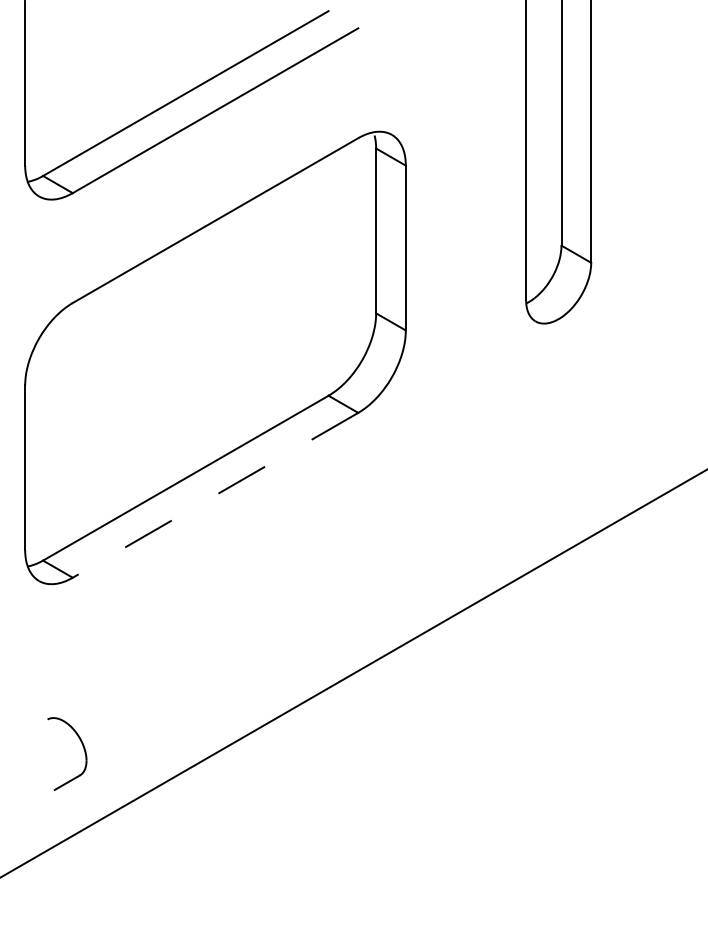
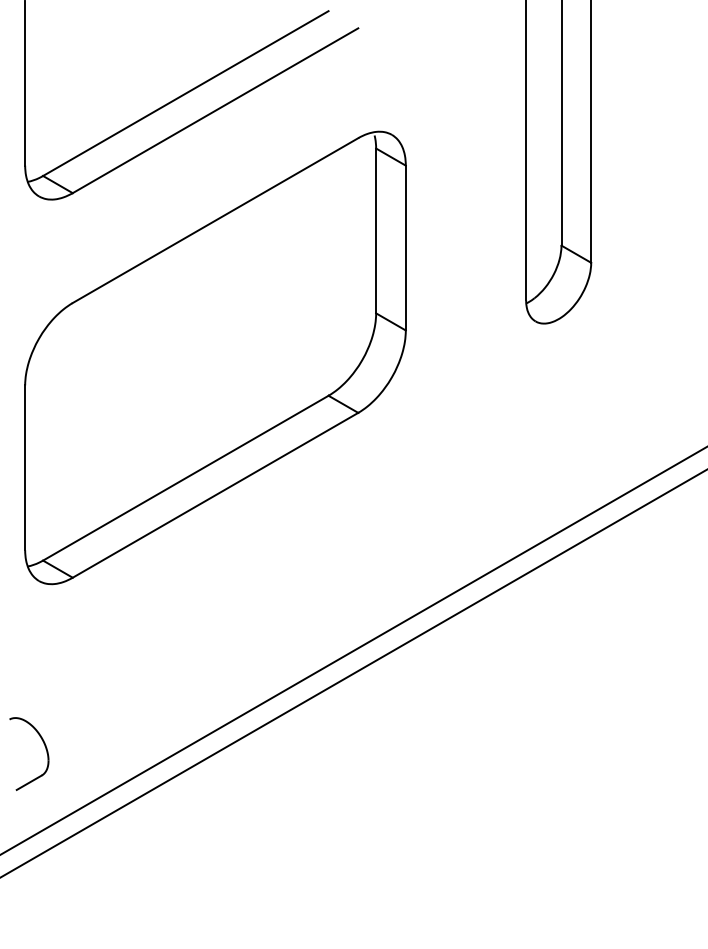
line: dashed -> solid (215, 495)
line: none -> present (353, 650)
part position: (83, 749) -> (45, 749) (45, 749)
